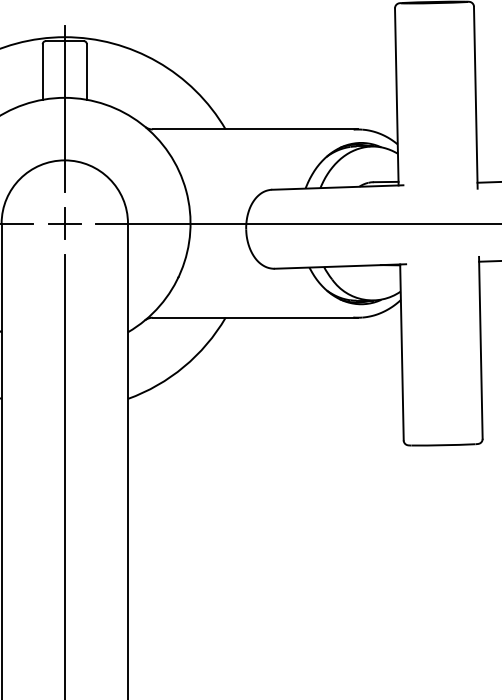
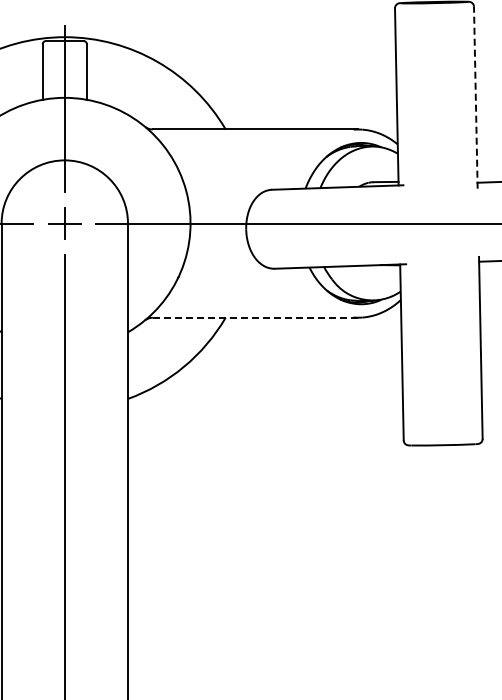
line: solid -> dashed (475, 97)
line: solid -> dashed (255, 317)
